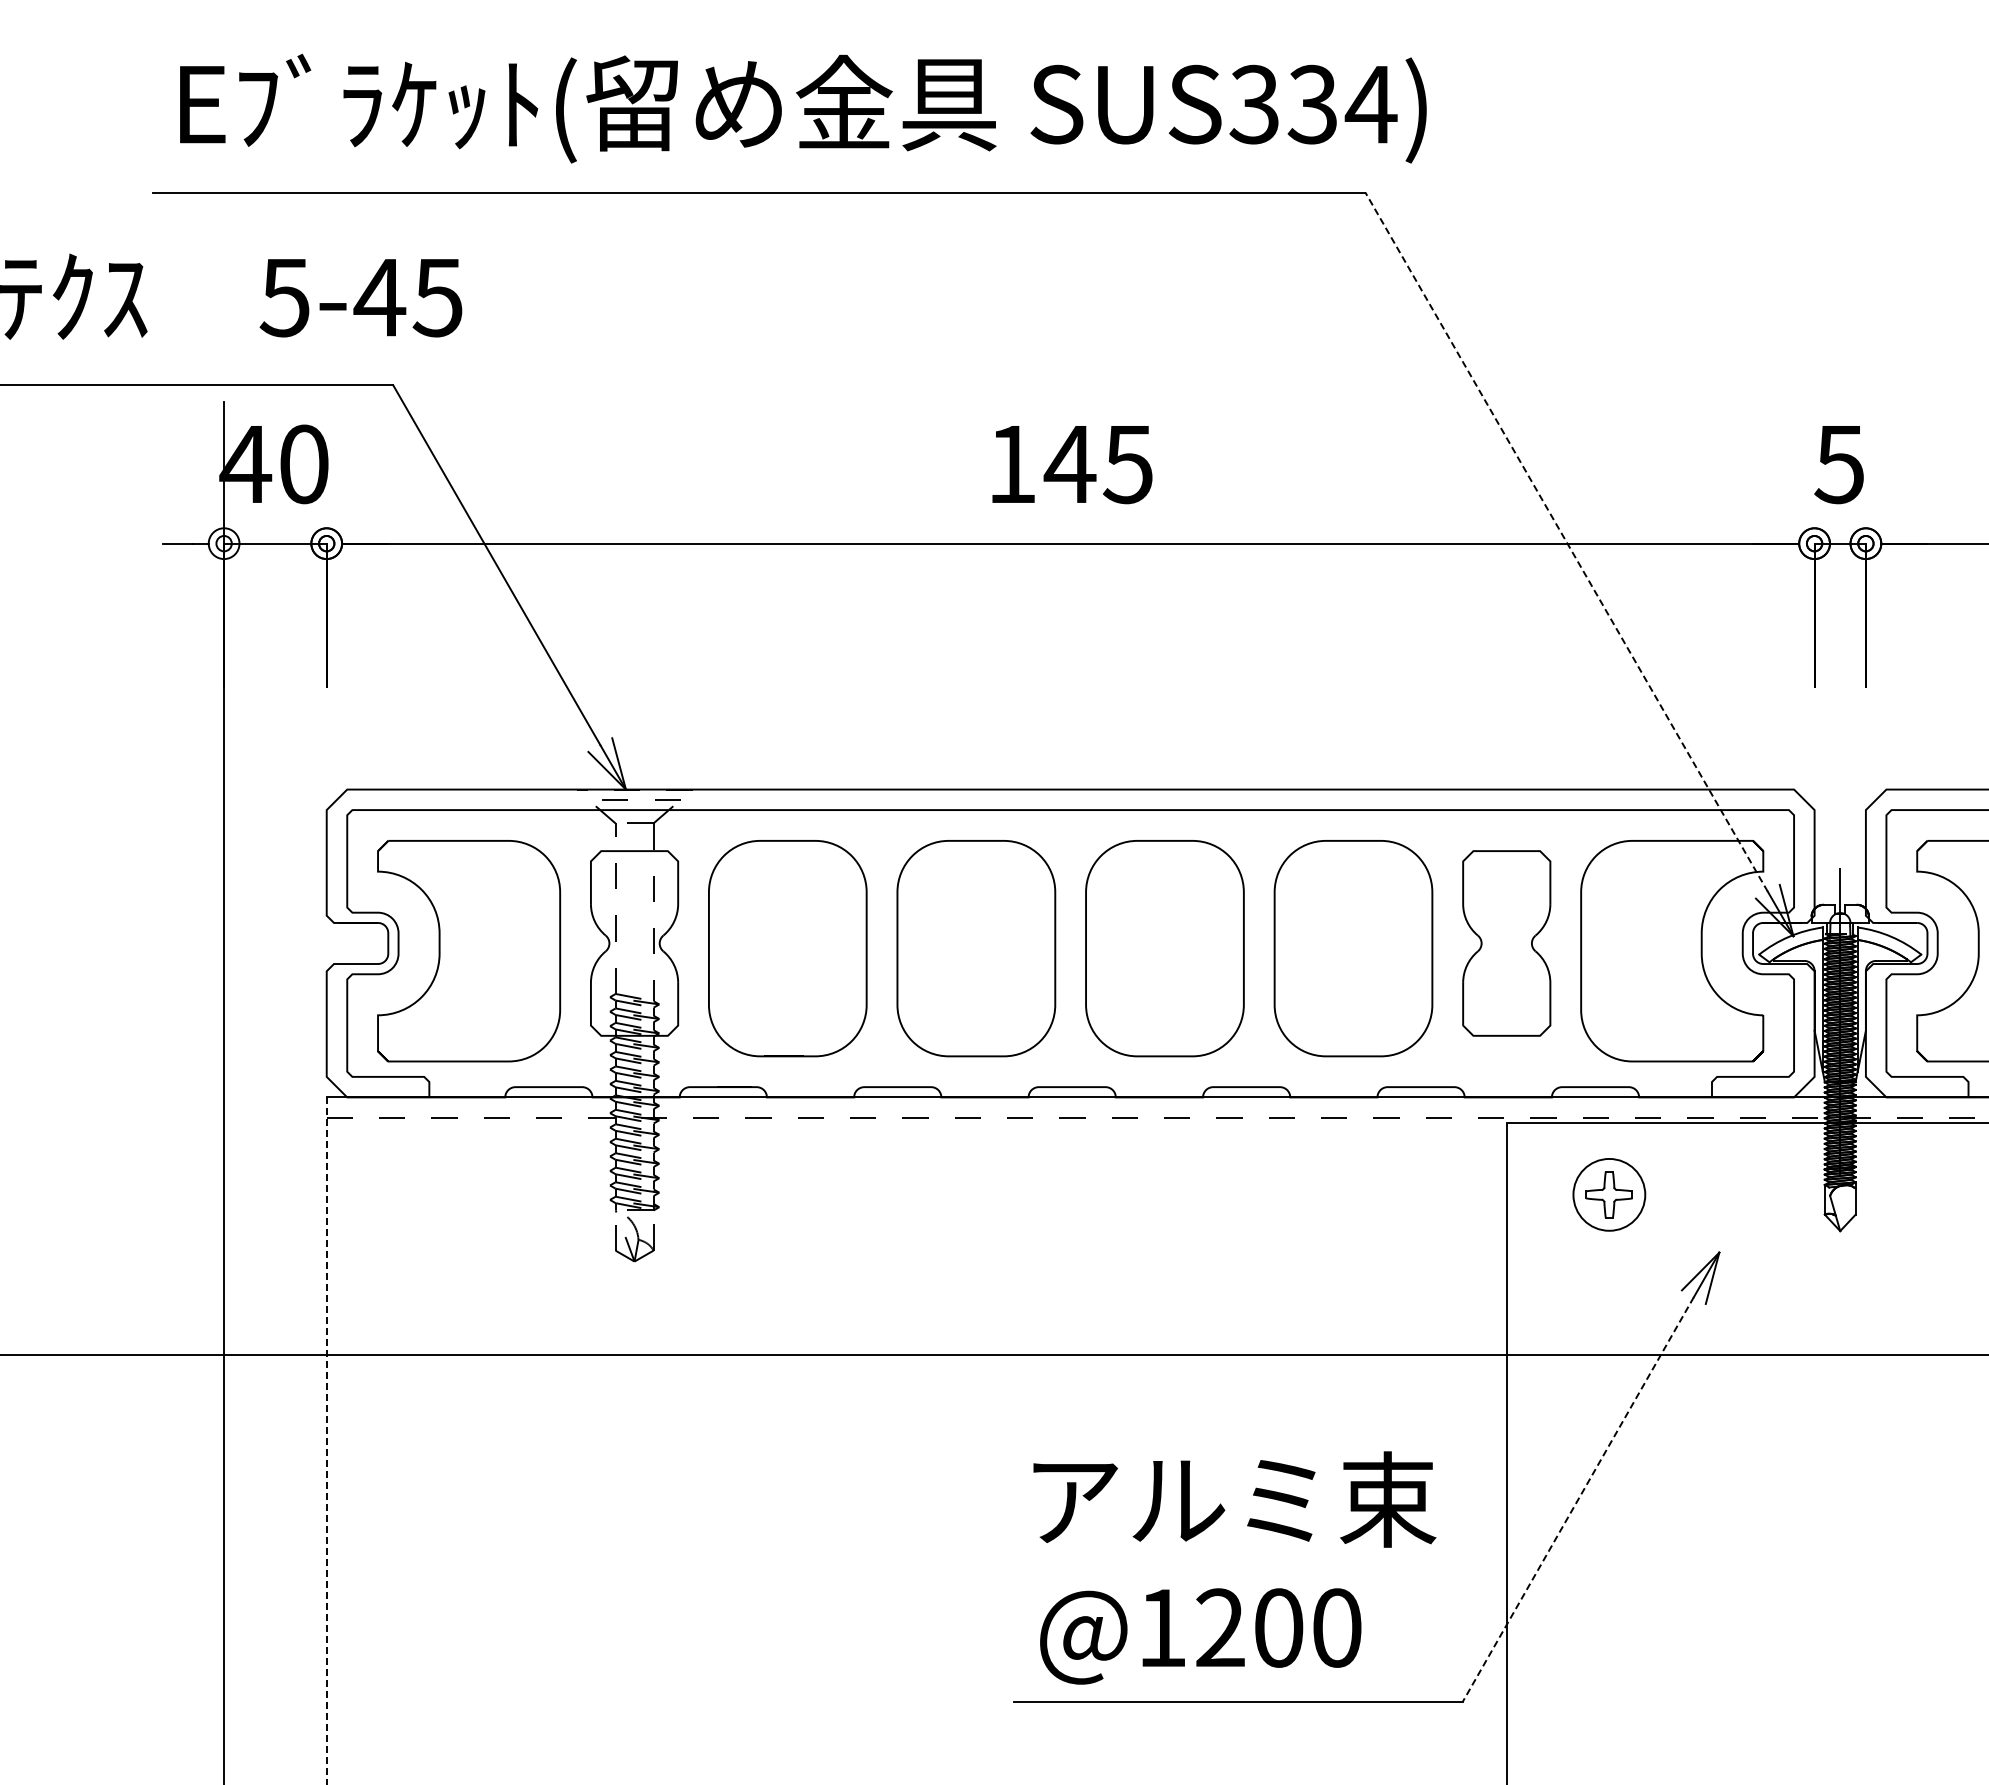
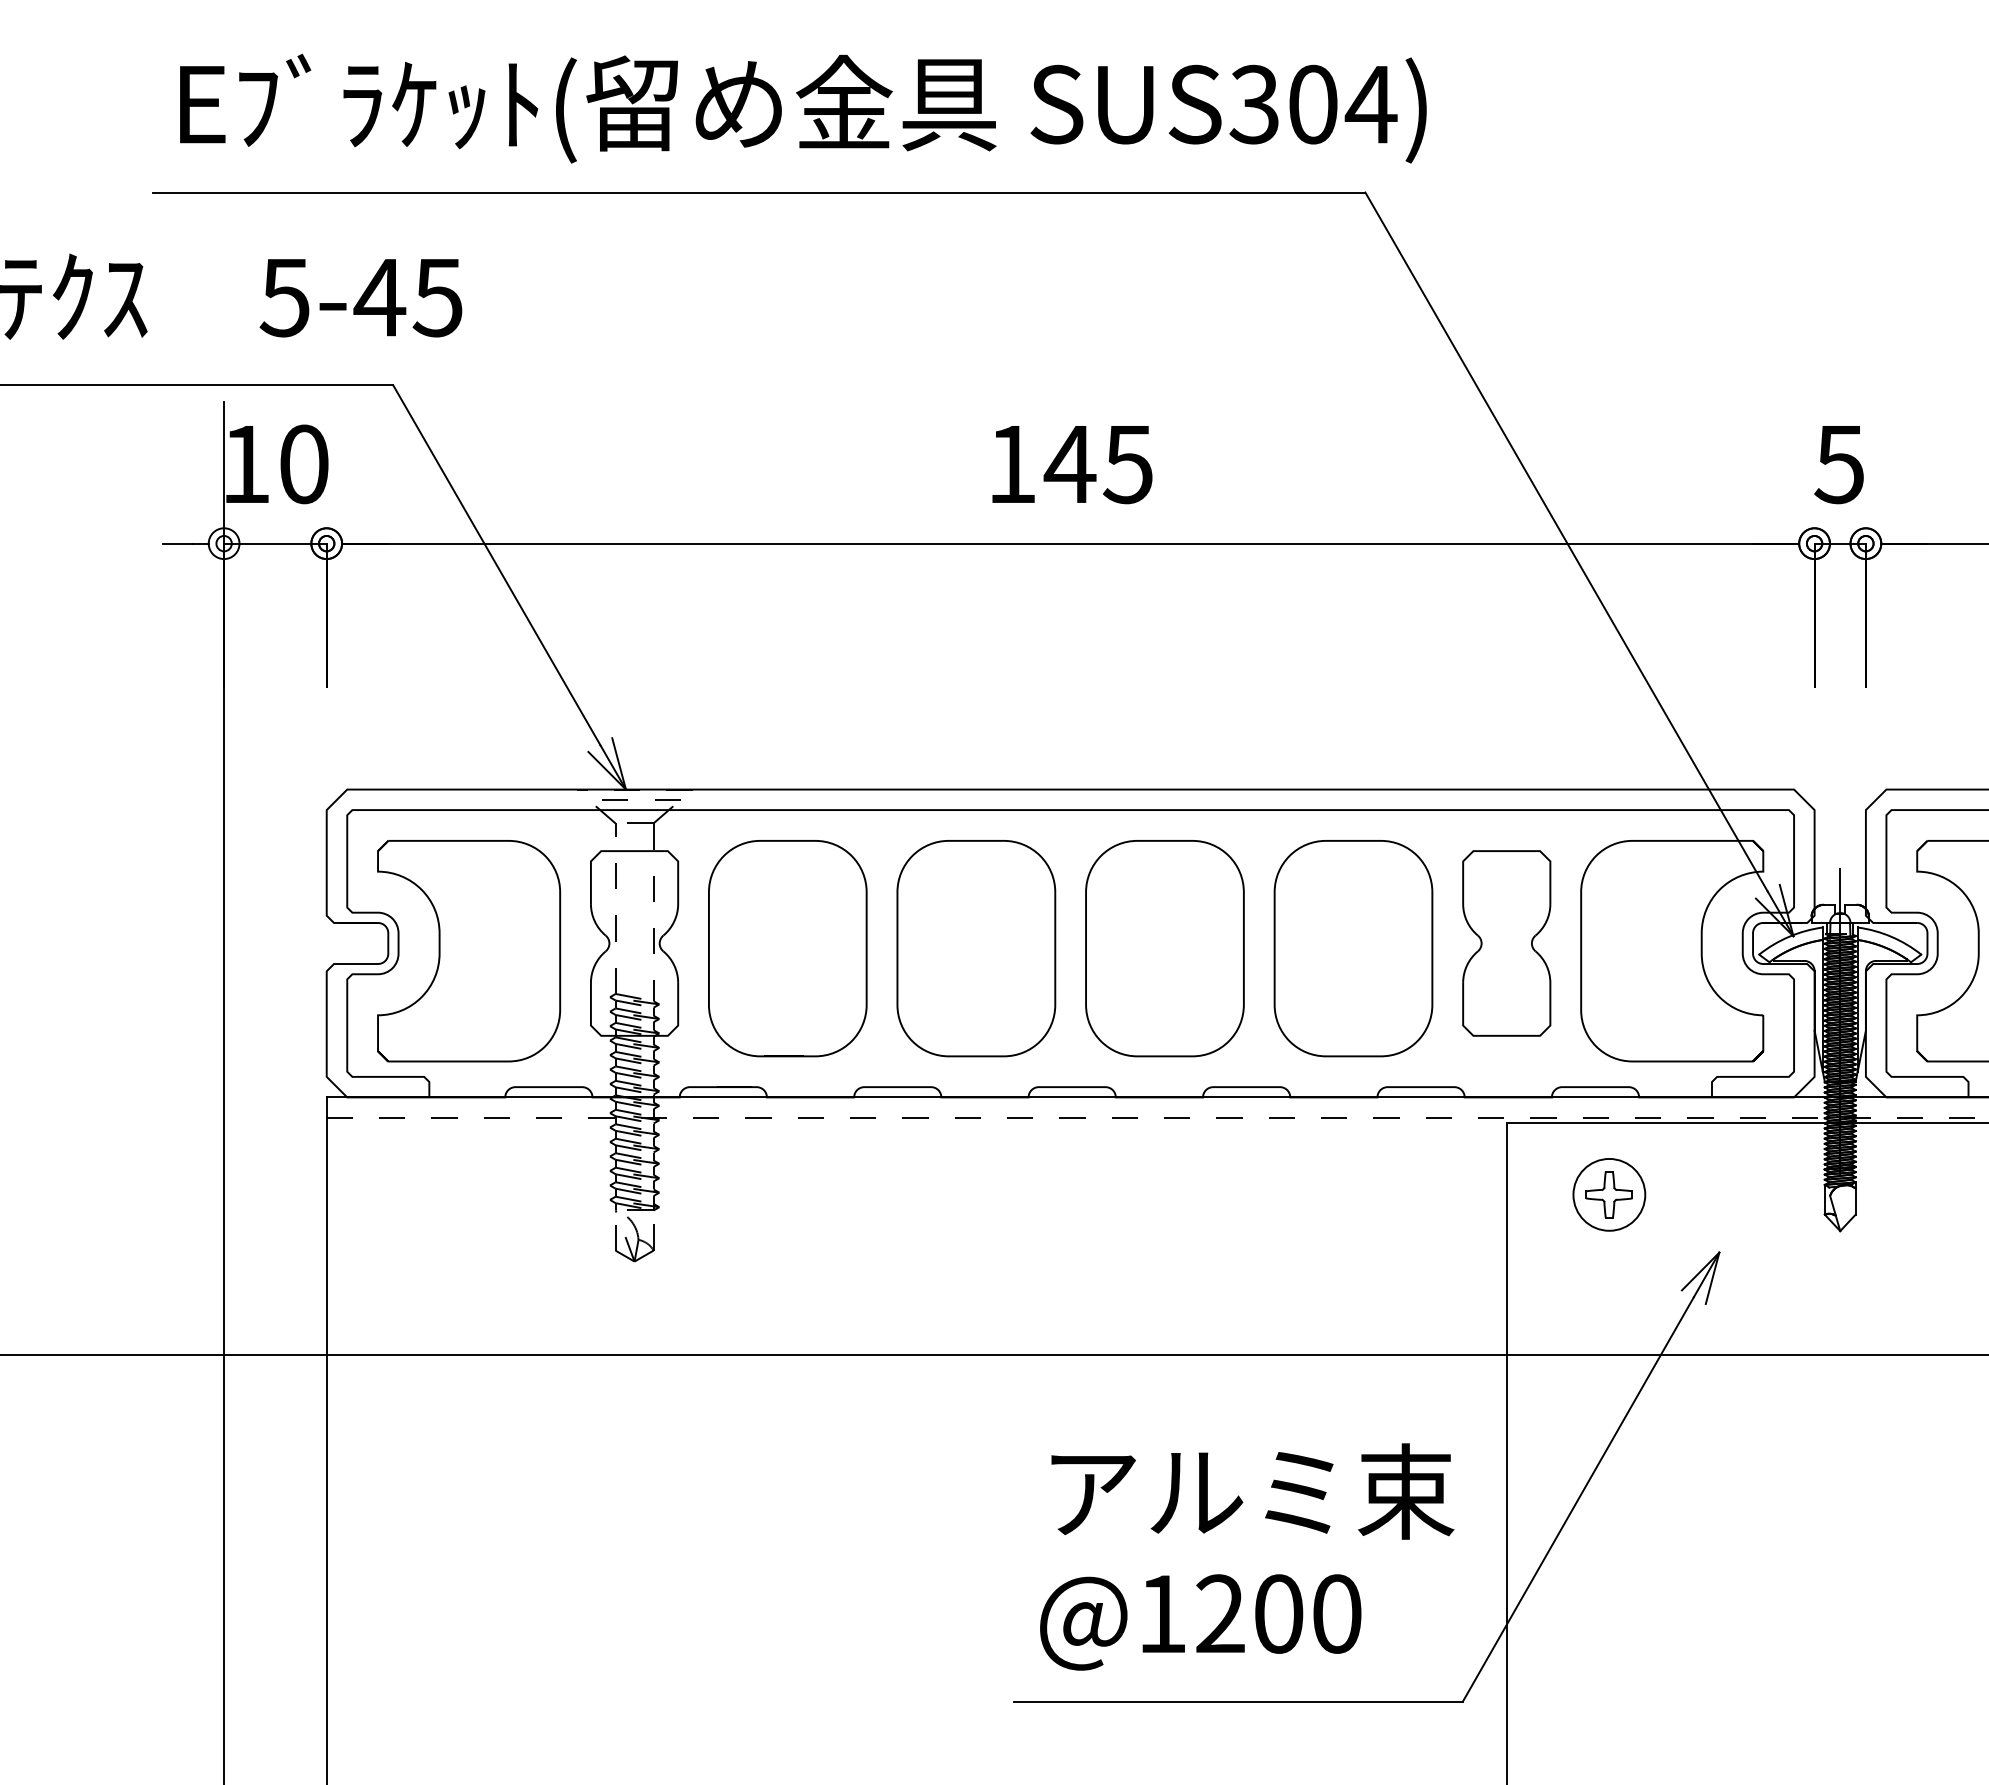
text: SUS334) -> SUS304) (1312, 104)
text: 40 -> 10 (245, 464)
line: dashed -> solid (1566, 541)
line: dashed -> solid (326, 1441)
text position: (1234, 1499) -> (1252, 1491) (1252, 1491)
line: dashed -> solid (1578, 1499)
text position: (1200, 1636) -> (1200, 1622) (1200, 1622)
